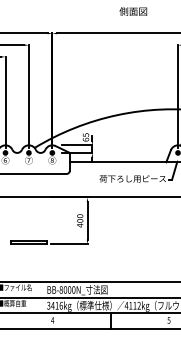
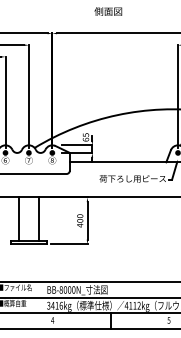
text position: (133, 11) -> (108, 11) (108, 11)
line: none -> present (19, 219)
line: none -> present (38, 219)
